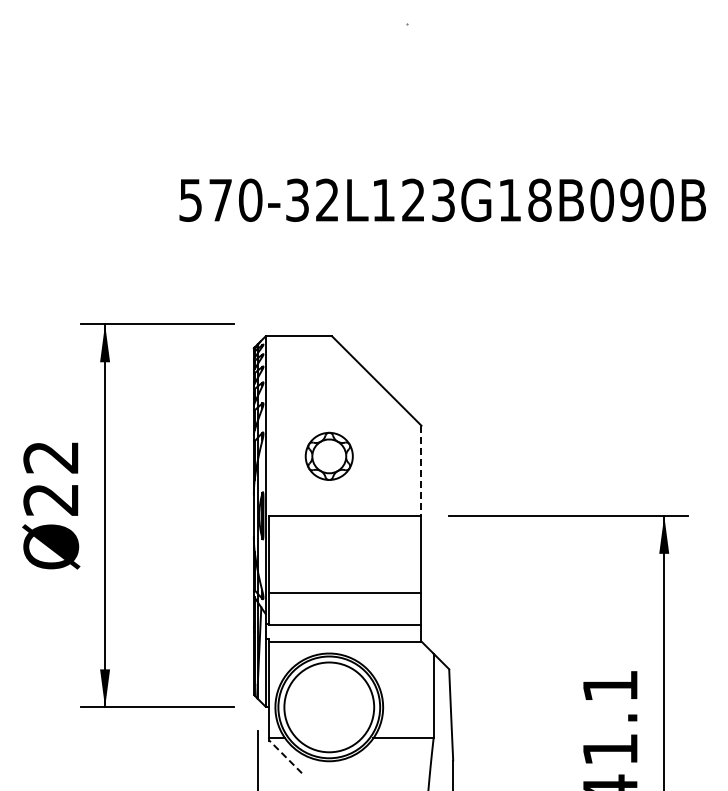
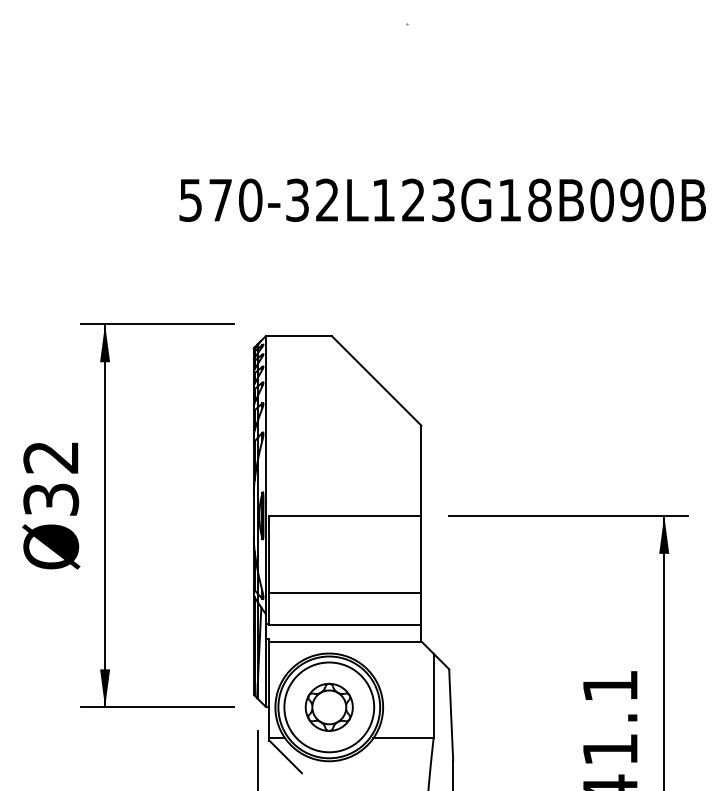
part position: (328, 455) -> (328, 706) (328, 706)
line: dashed -> solid (421, 471)
text: Ø22 -> Ø32 (51, 499)
line: dashed -> solid (285, 756)
